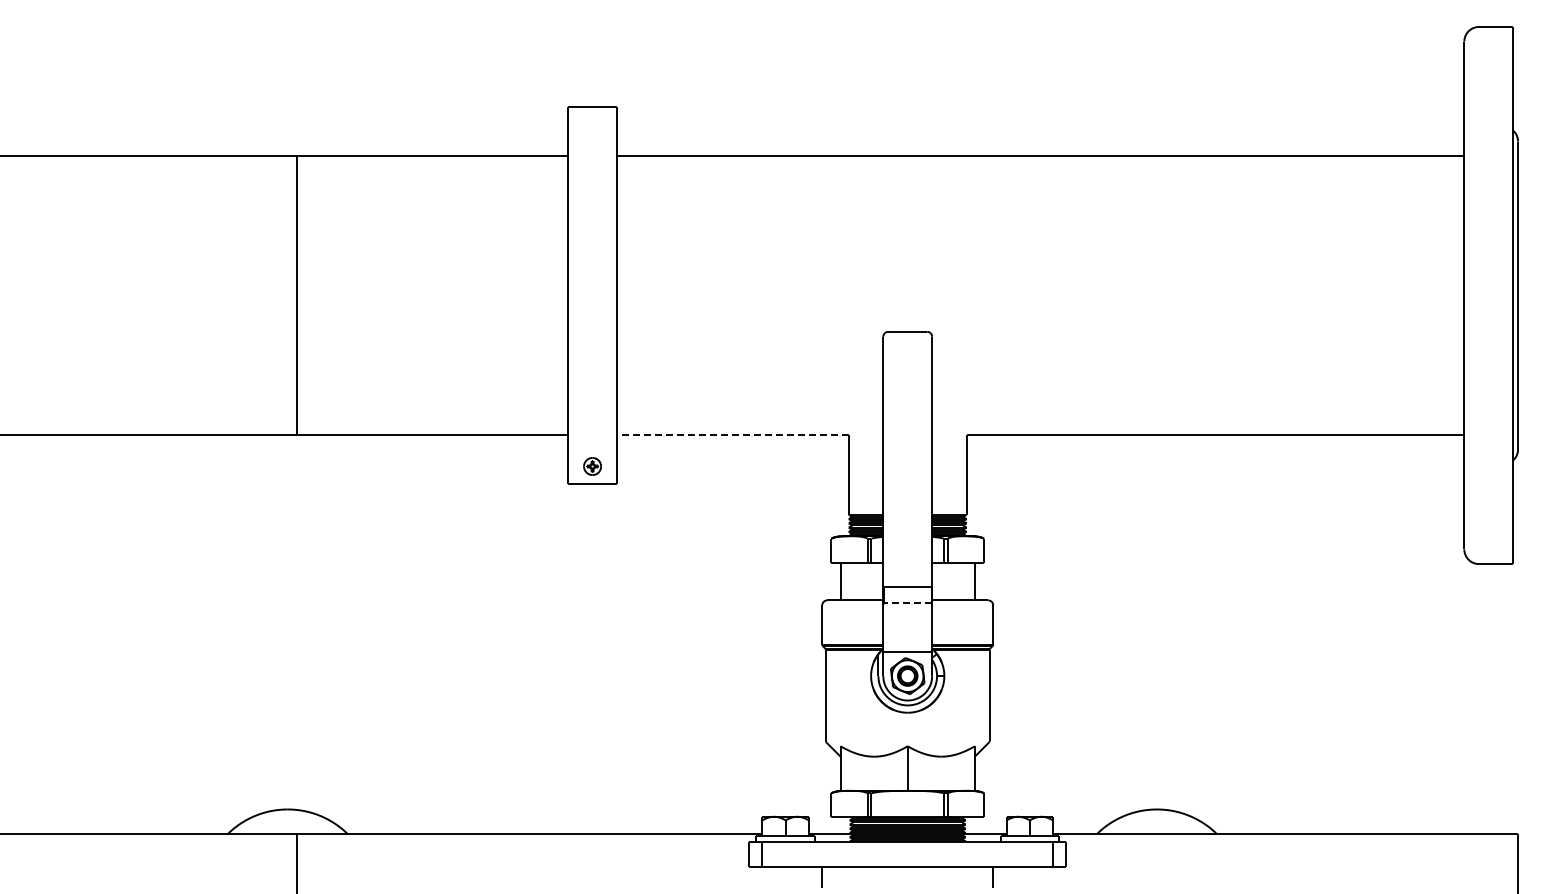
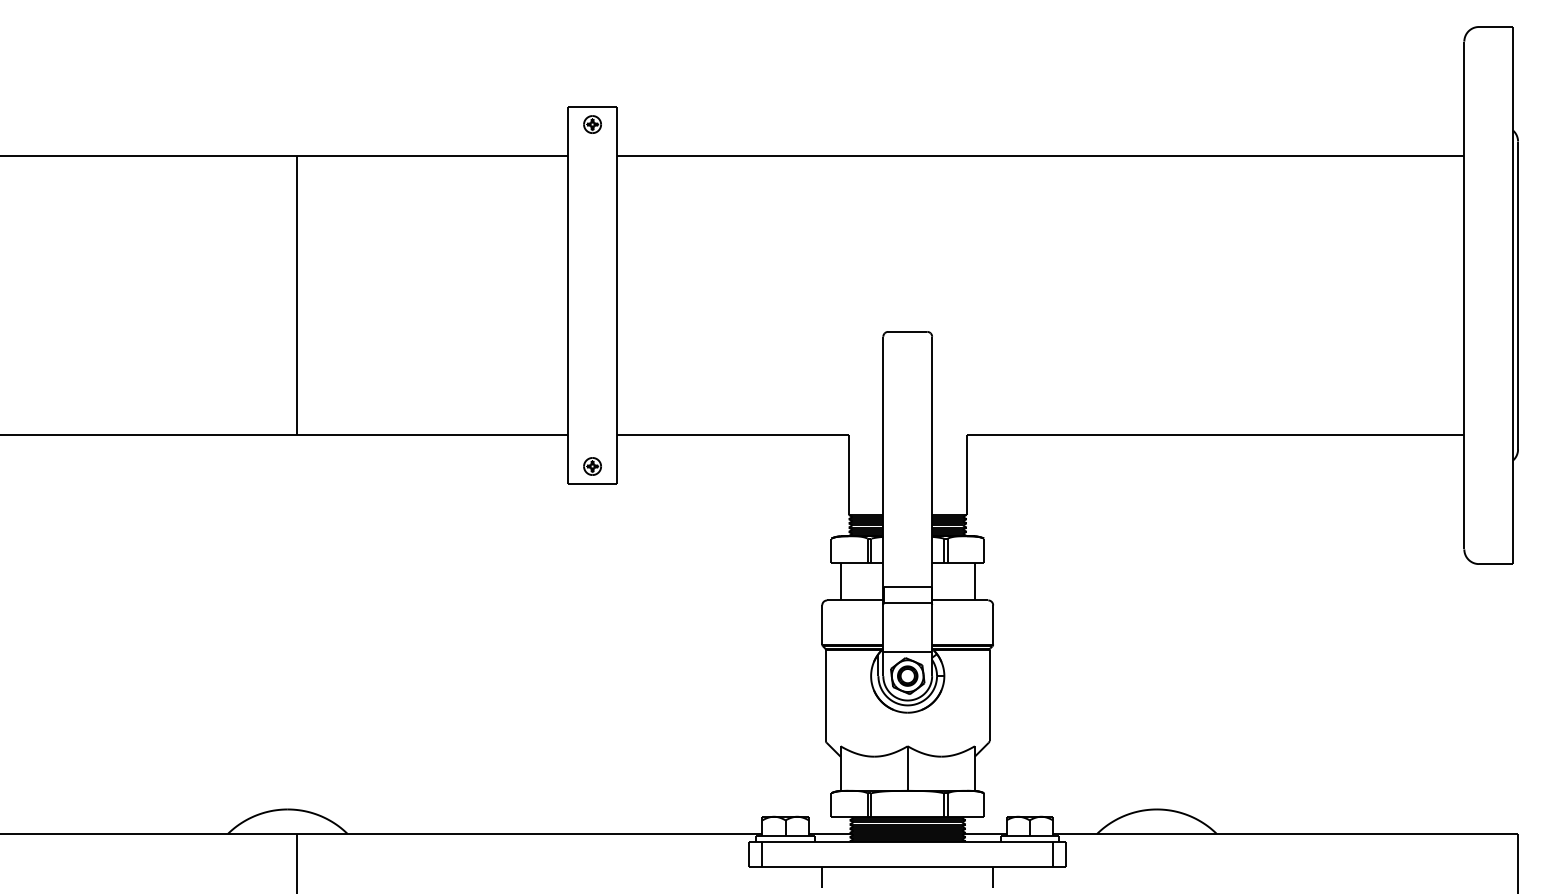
part: none -> present (592, 124)
line: dashed -> solid (732, 435)
line: dashed -> solid (907, 602)
